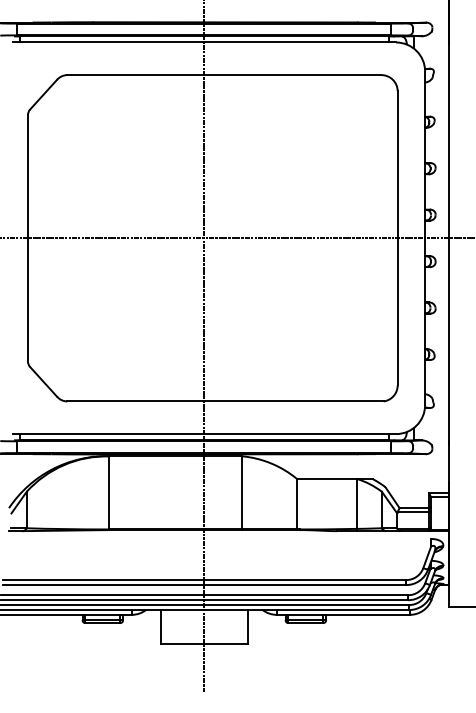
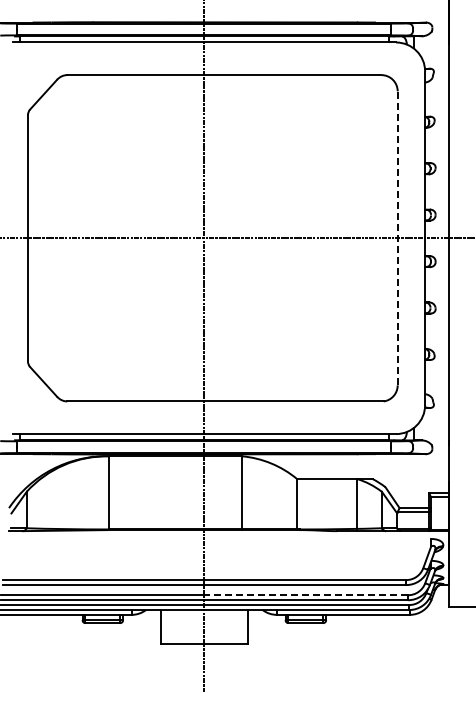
line: solid -> dashed (397, 237)
line: solid -> dashed (306, 595)
